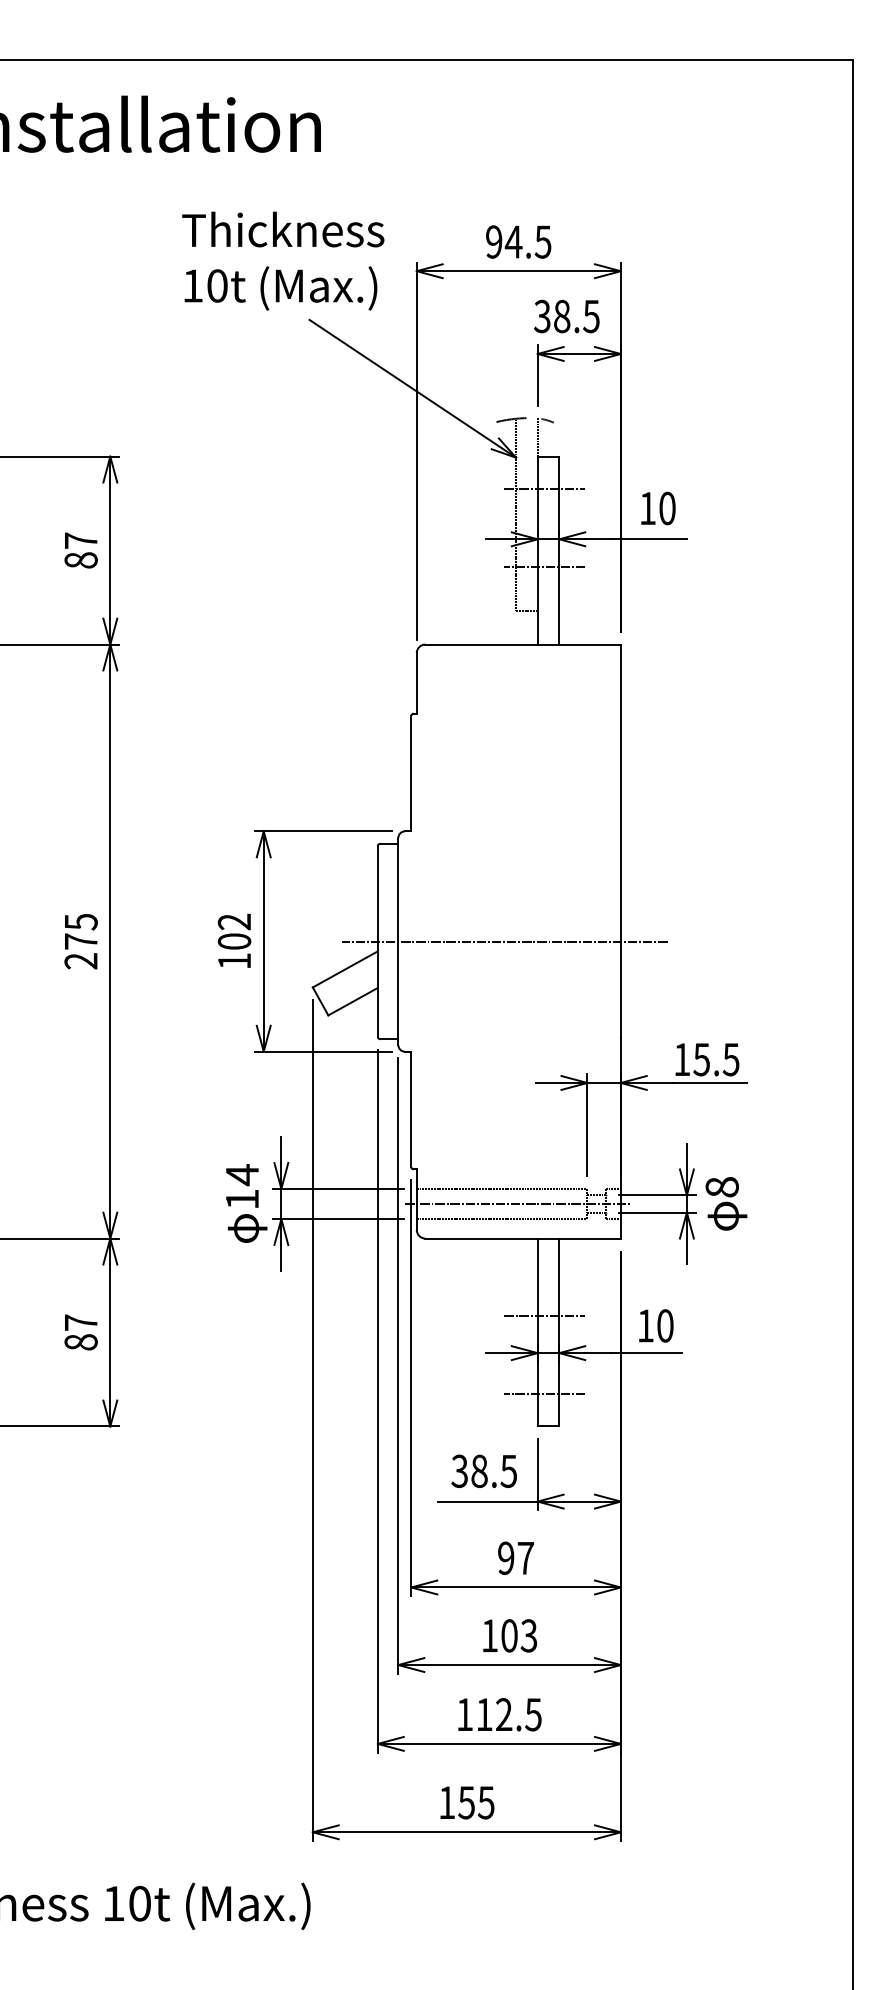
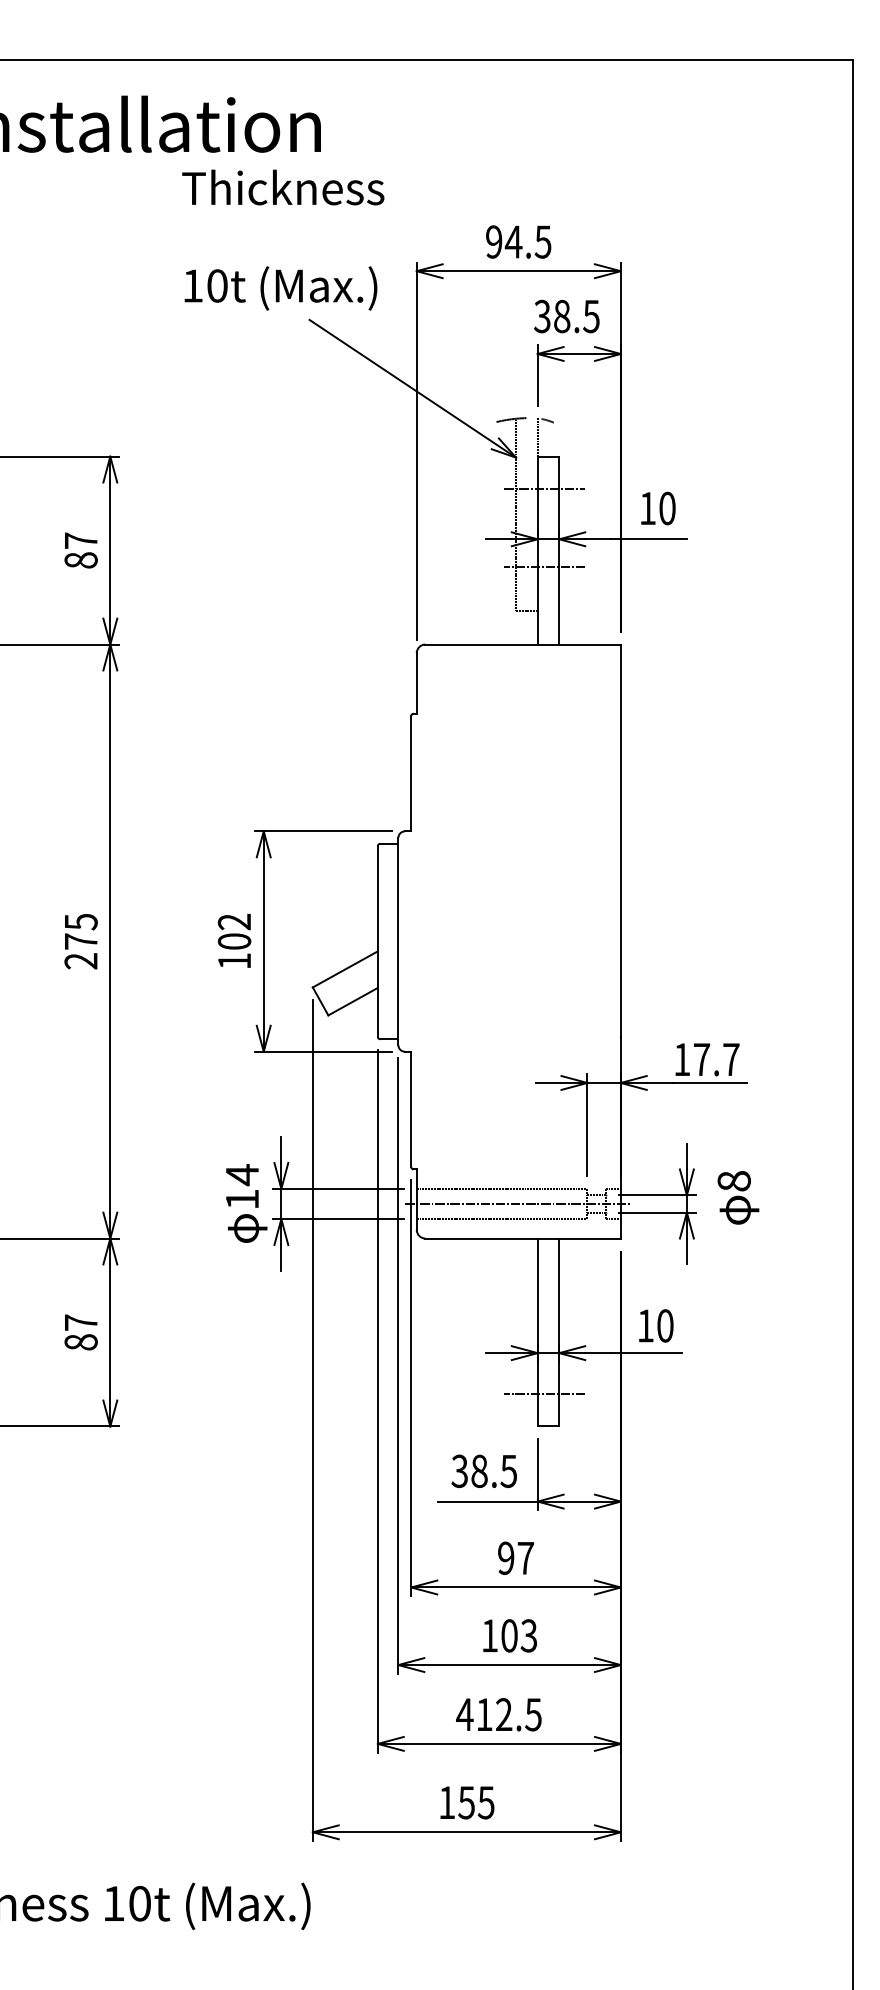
text position: (283, 229) -> (283, 187) (283, 187)
line: present -> none (504, 941)
text: 15.5 -> 17.7 (716, 1059)
text position: (726, 1203) -> (738, 1197) (738, 1197)
line: present -> none (544, 1316)
text: 112.5 -> 412.5 (464, 1714)
